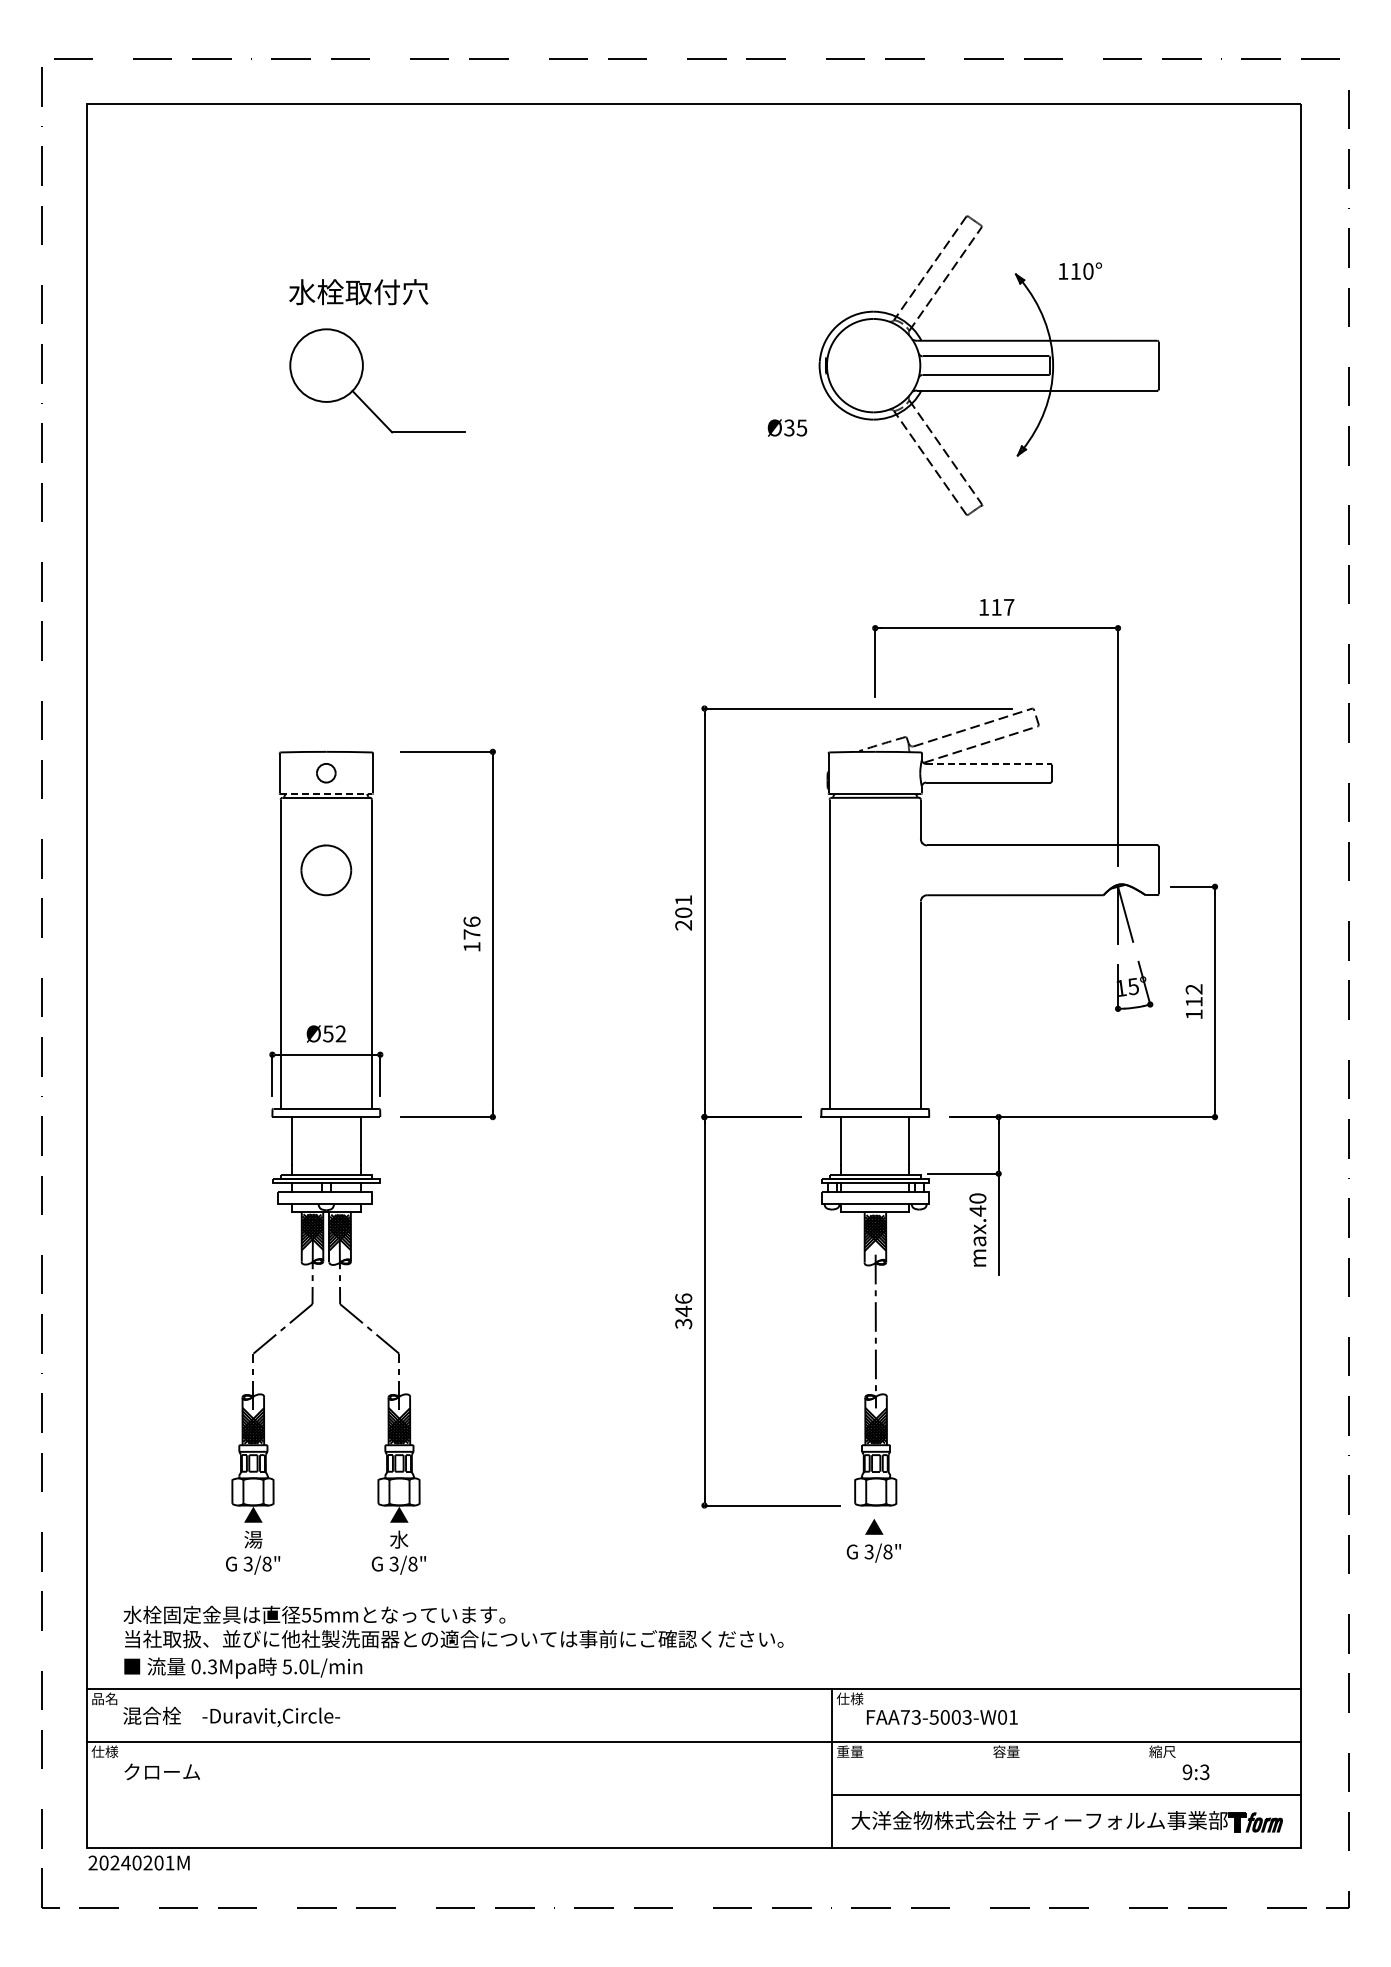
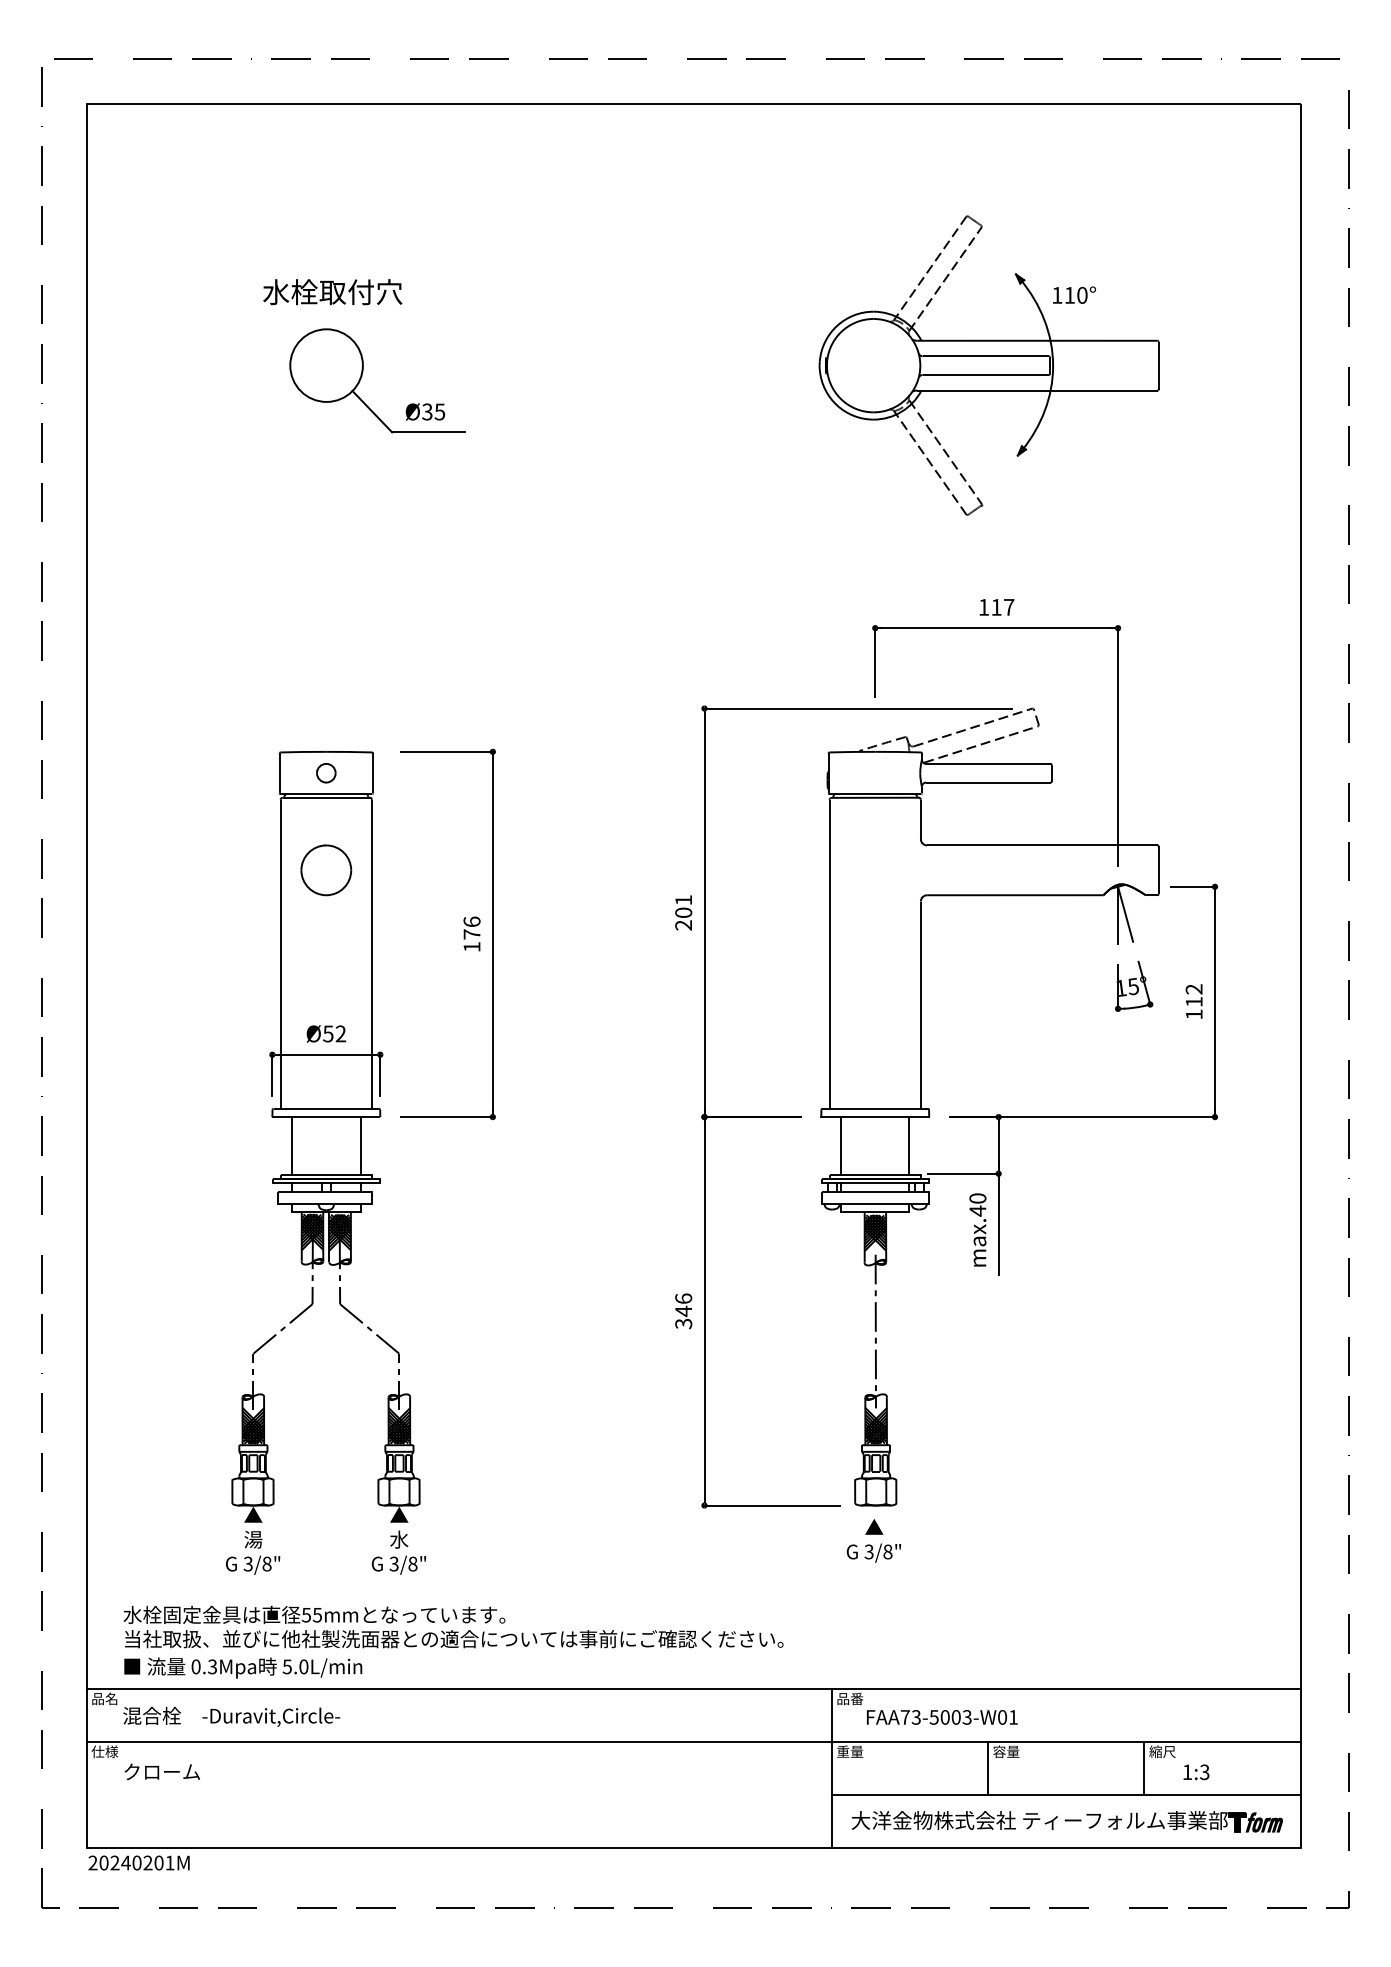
text position: (1080, 270) -> (1074, 294) (1074, 294)
text position: (358, 292) -> (332, 292) (332, 292)
text position: (787, 427) -> (425, 411) (425, 411)
line: dashed -> solid (988, 763)
line: dashed -> solid (326, 793)
text: 仕様 -> 品番 (849, 1698)
line: none -> present (988, 1767)
line: none -> present (1144, 1767)
text: 9:3 -> 1:3 (1187, 1772)
